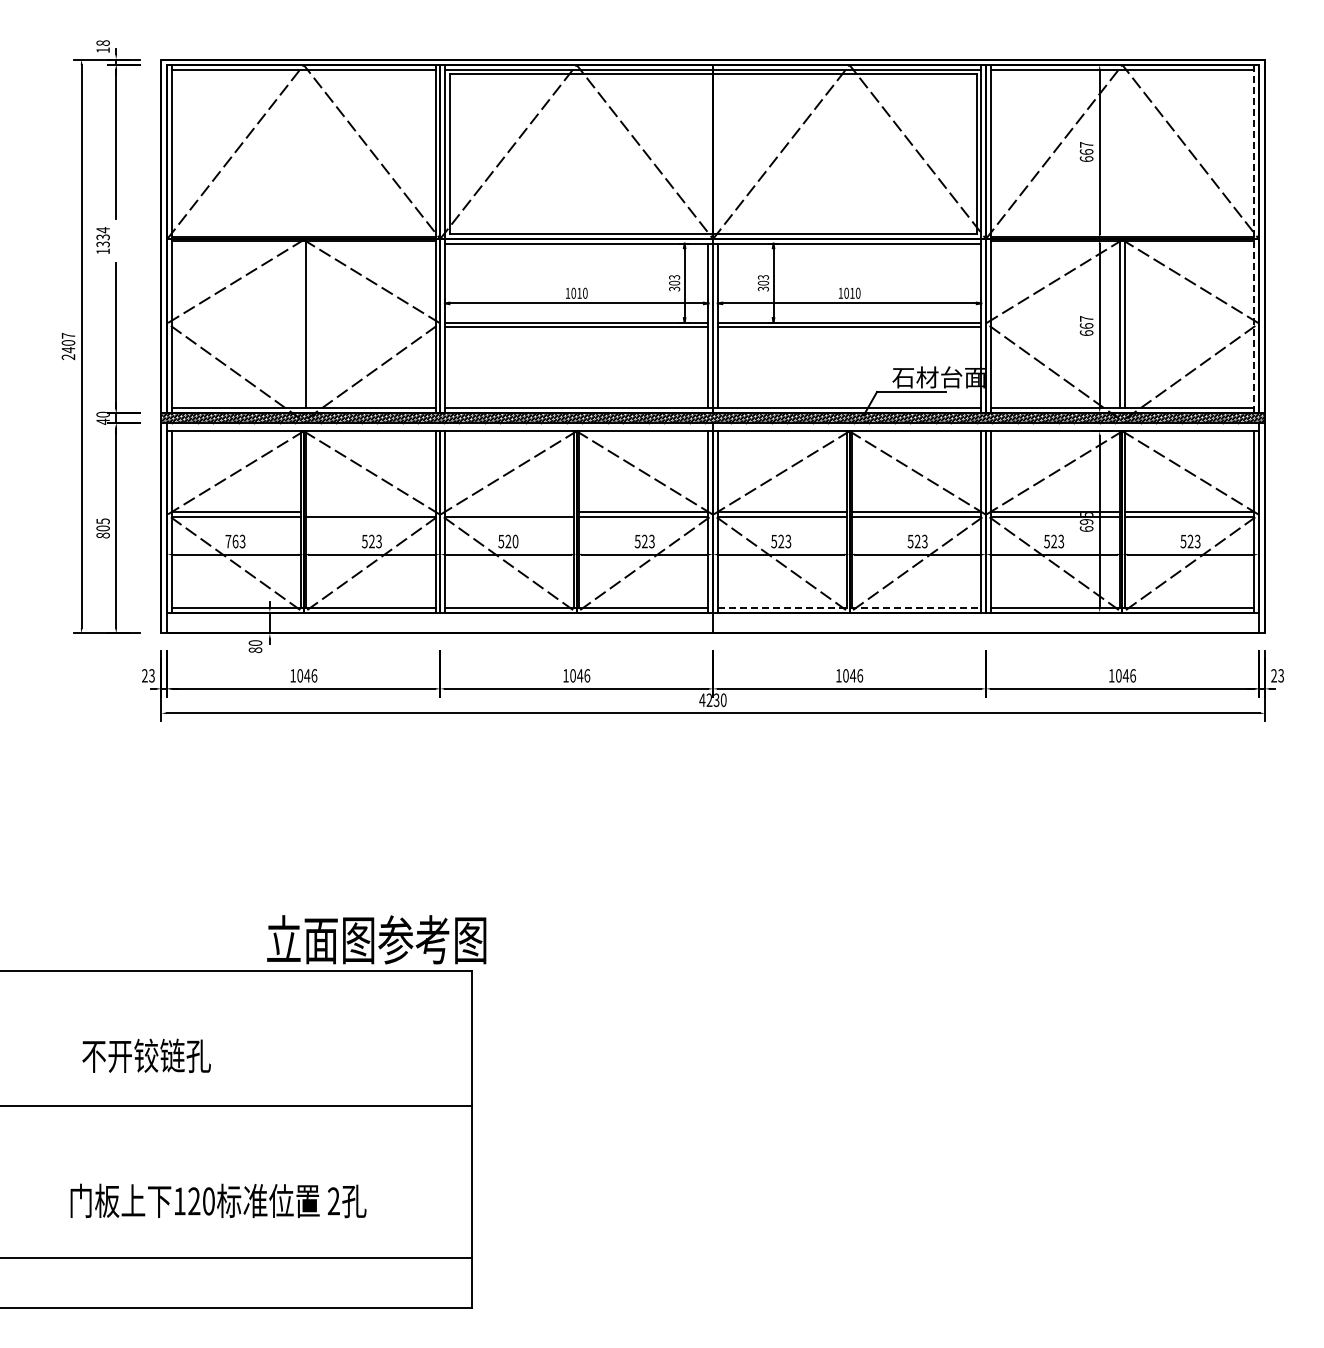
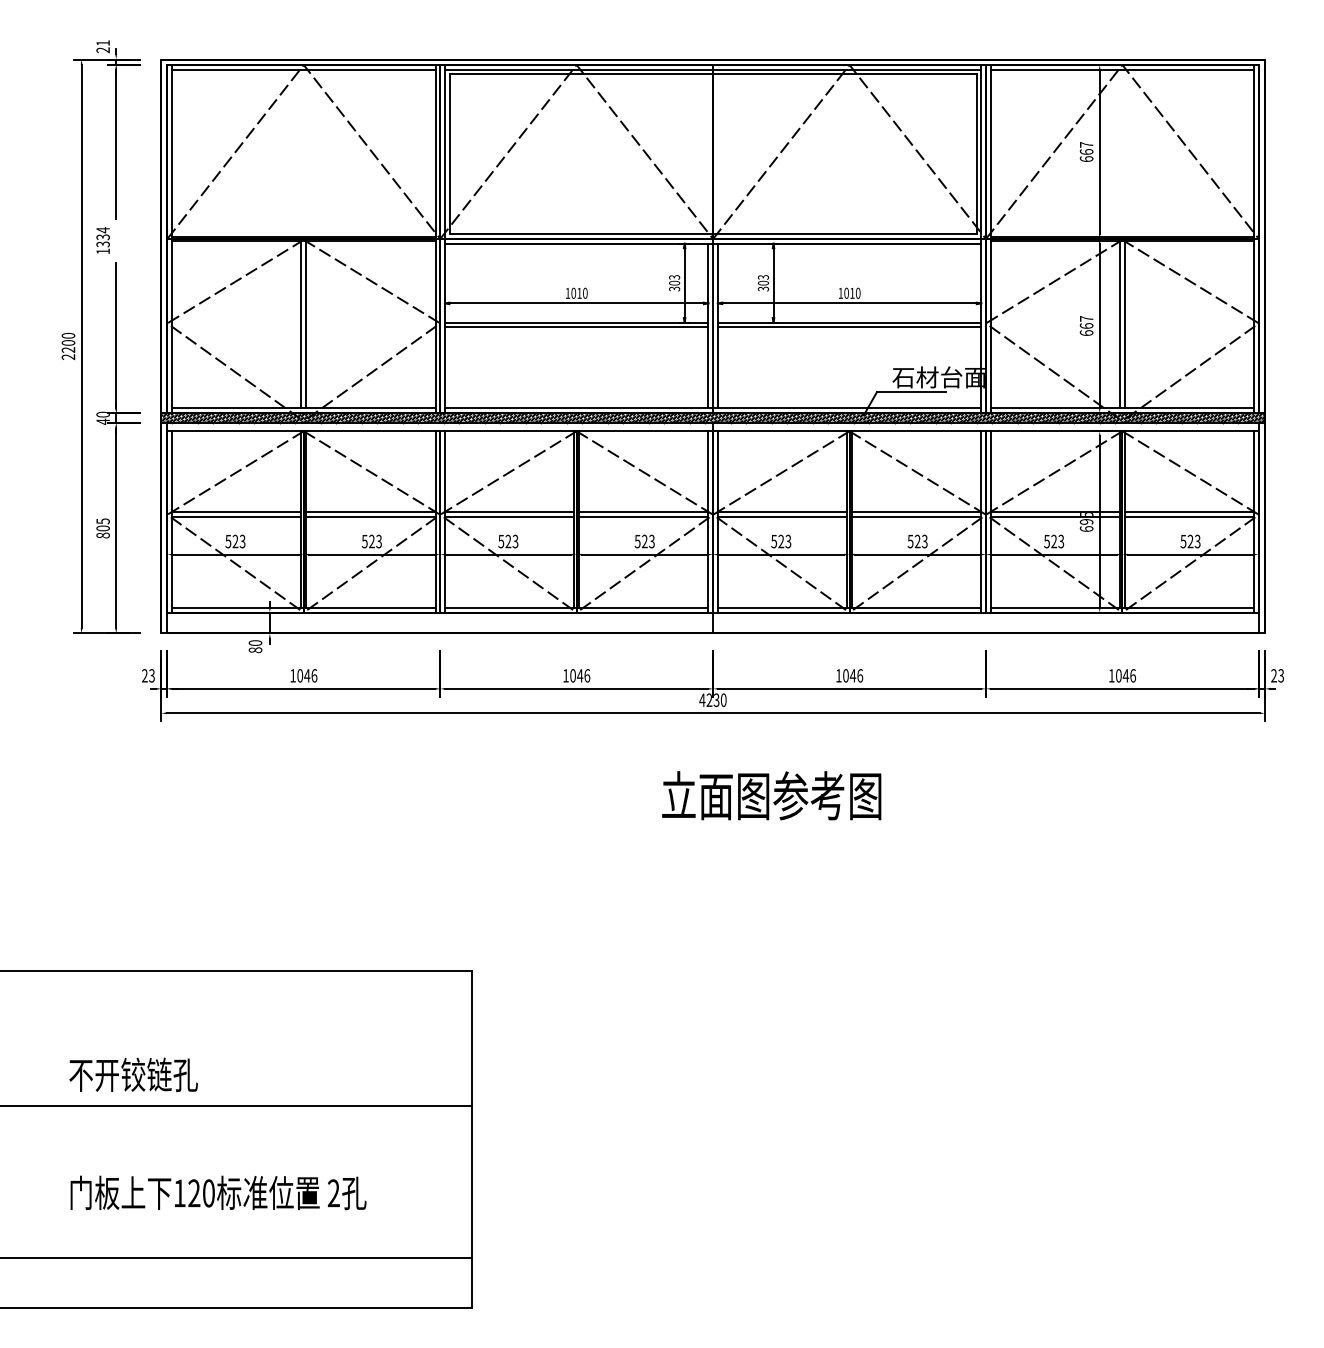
text: 18 -> 21 (102, 46)
line: dashed -> solid (1254, 239)
line: none -> present (301, 324)
text: 2407 -> 2200 (68, 342)
line: none -> present (370, 511)
line: none -> present (509, 511)
text: 763 -> 523 (231, 541)
text: 520 -> 523 (515, 541)
line: dashed -> solid (849, 607)
text position: (376, 939) -> (771, 795) (771, 795)
text position: (146, 1055) -> (133, 1074) (133, 1074)
text position: (218, 1200) -> (218, 1192) (218, 1192)
